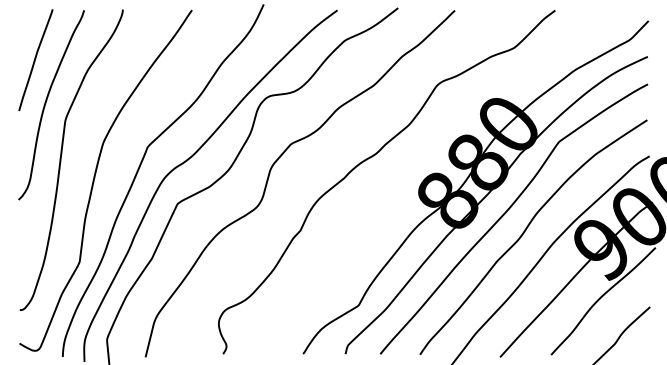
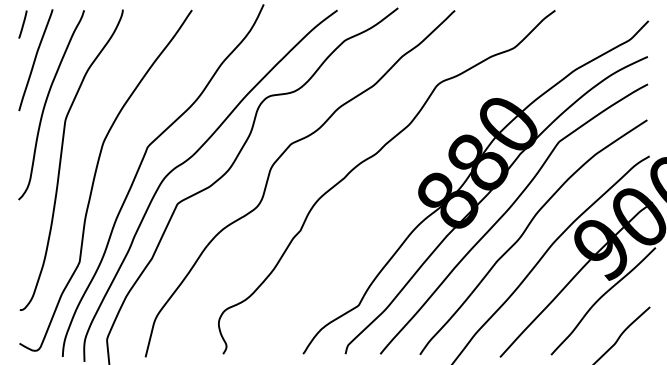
line: none -> present (22, 24)
